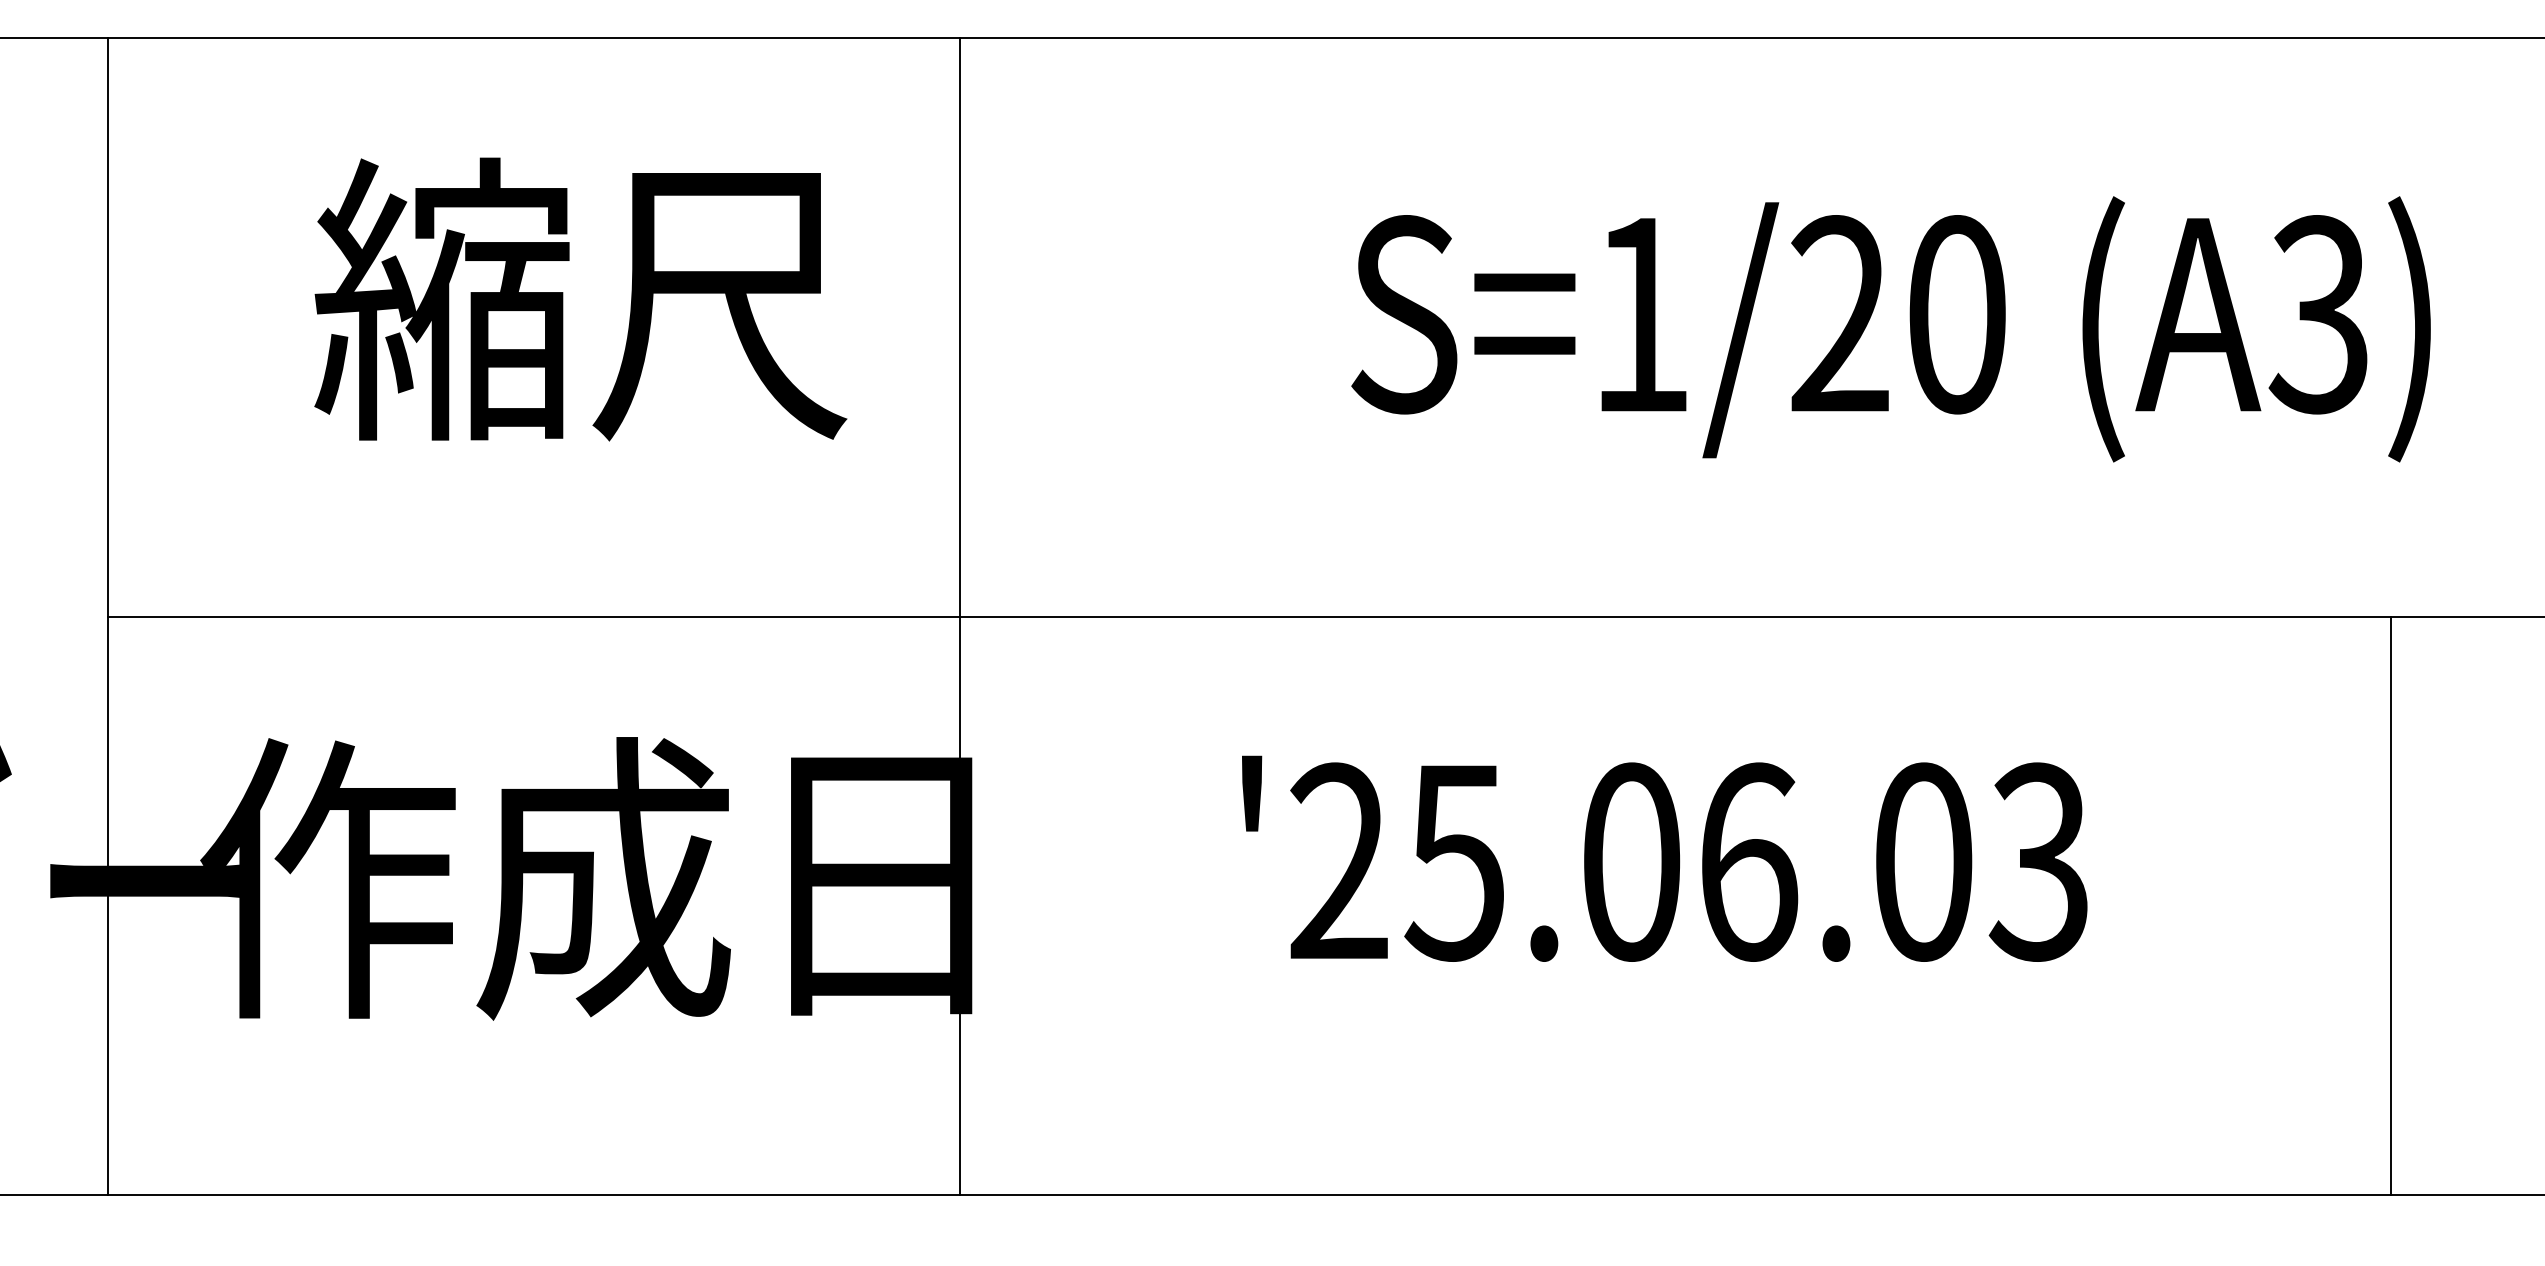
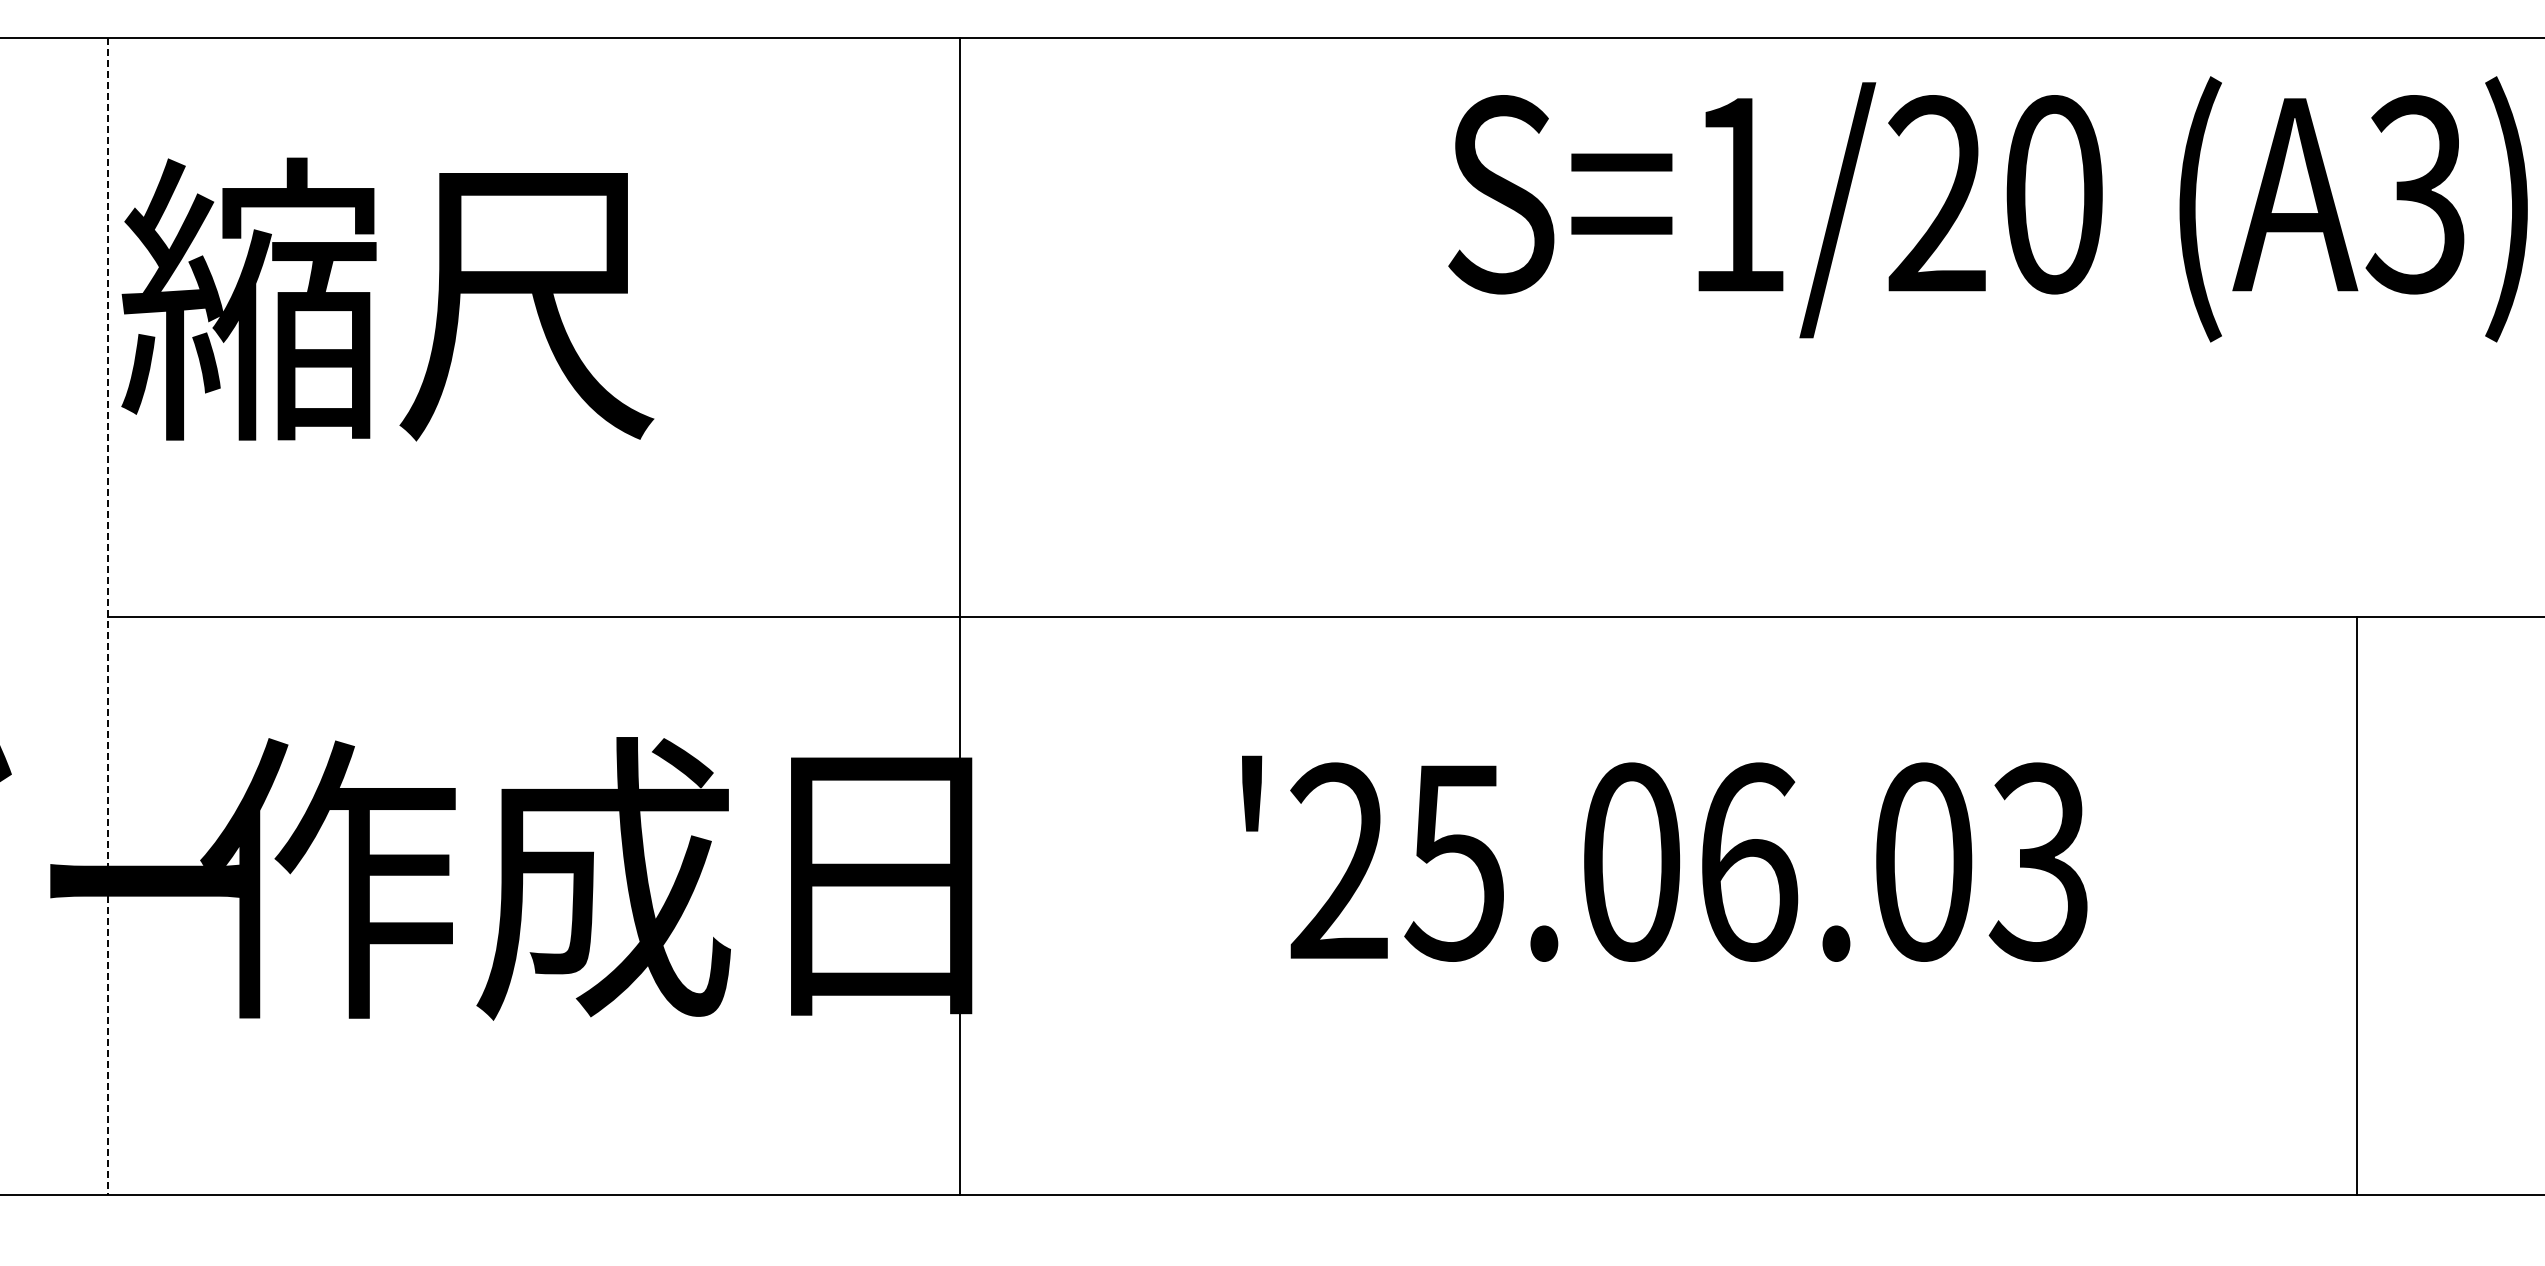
text position: (580, 299) -> (387, 299) (387, 299)
text position: (1890, 329) -> (1987, 209) (1987, 209)
line: solid -> dashed (108, 617)
line position: (2391, 905) -> (2357, 905) (2357, 905)
